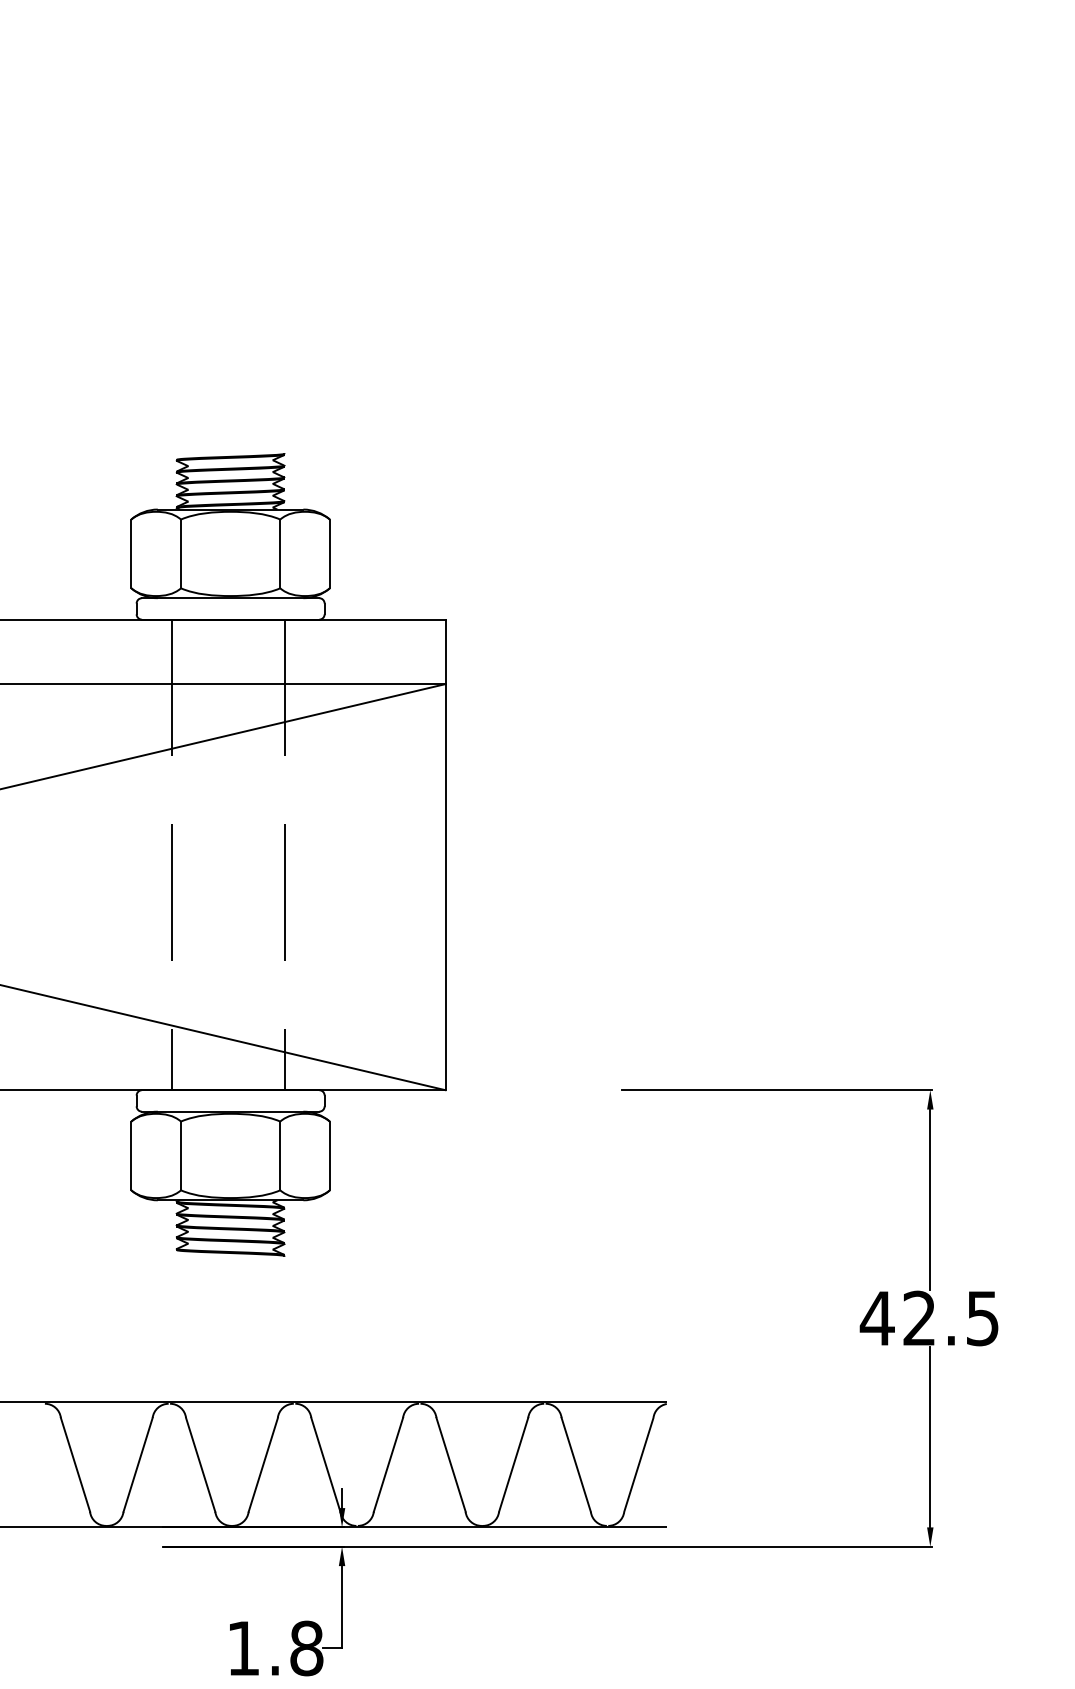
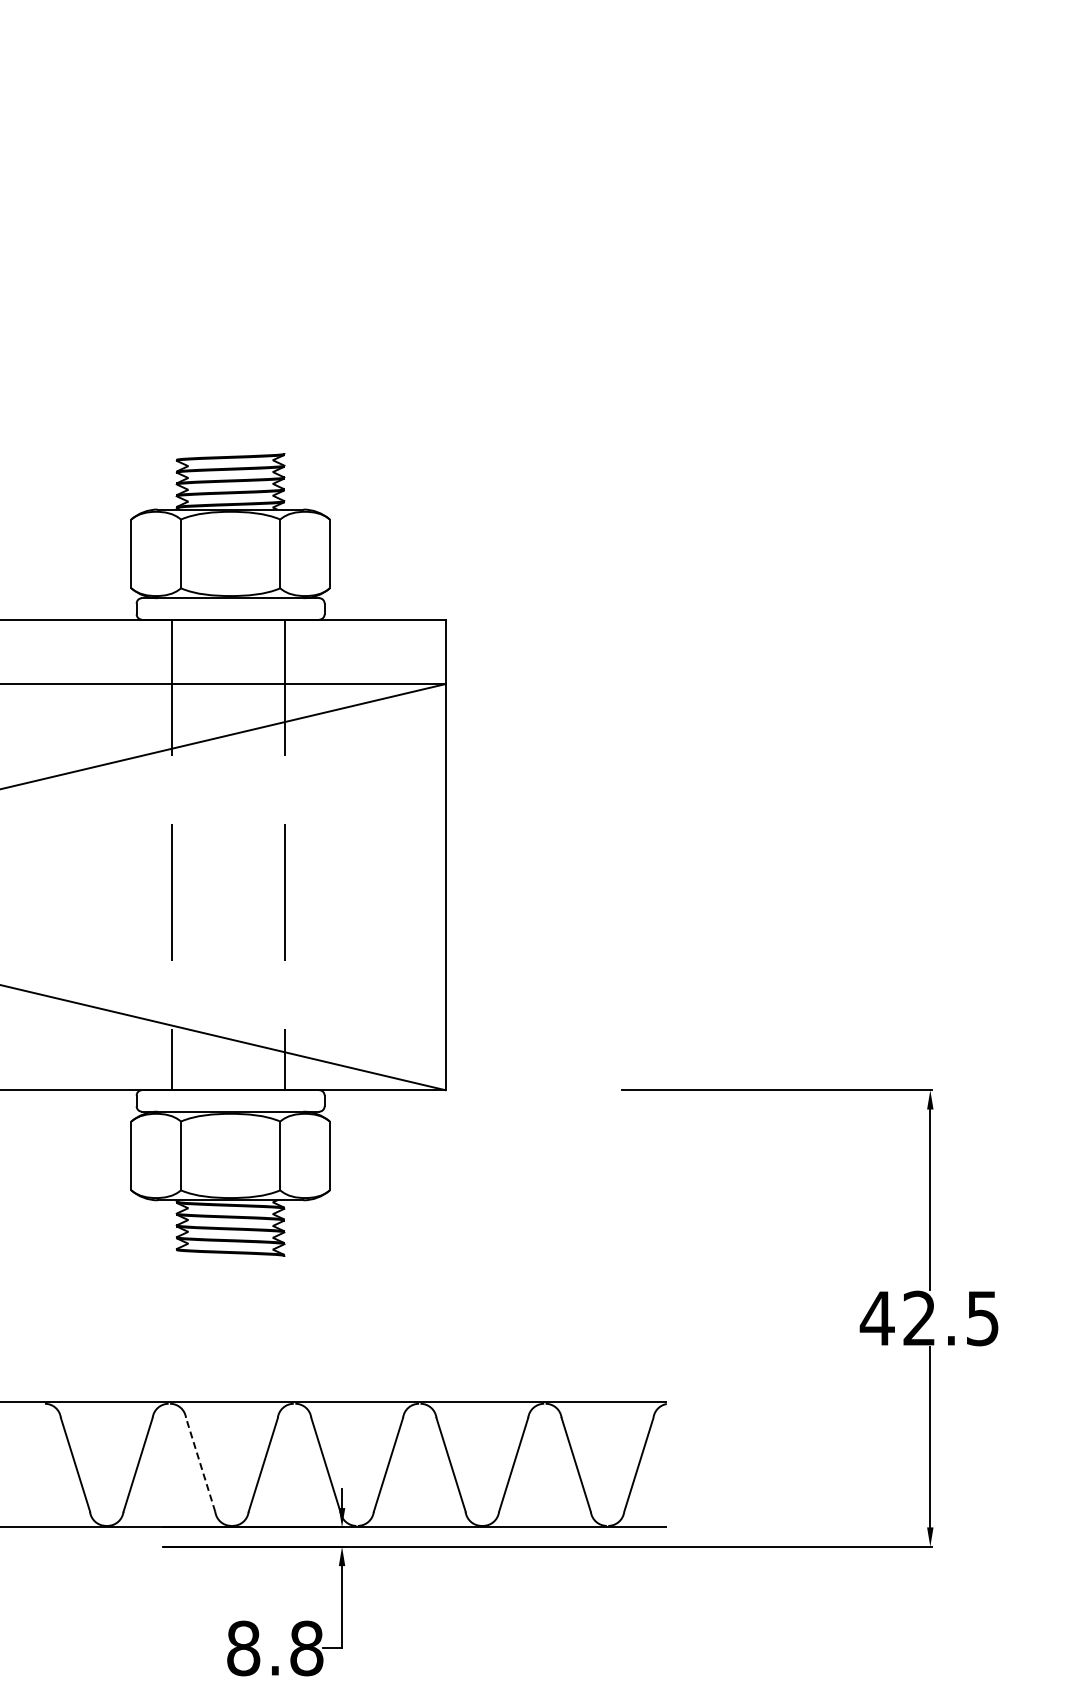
line: solid -> dashed (200, 1464)
text: 1.8 -> 8.8 (243, 1648)
